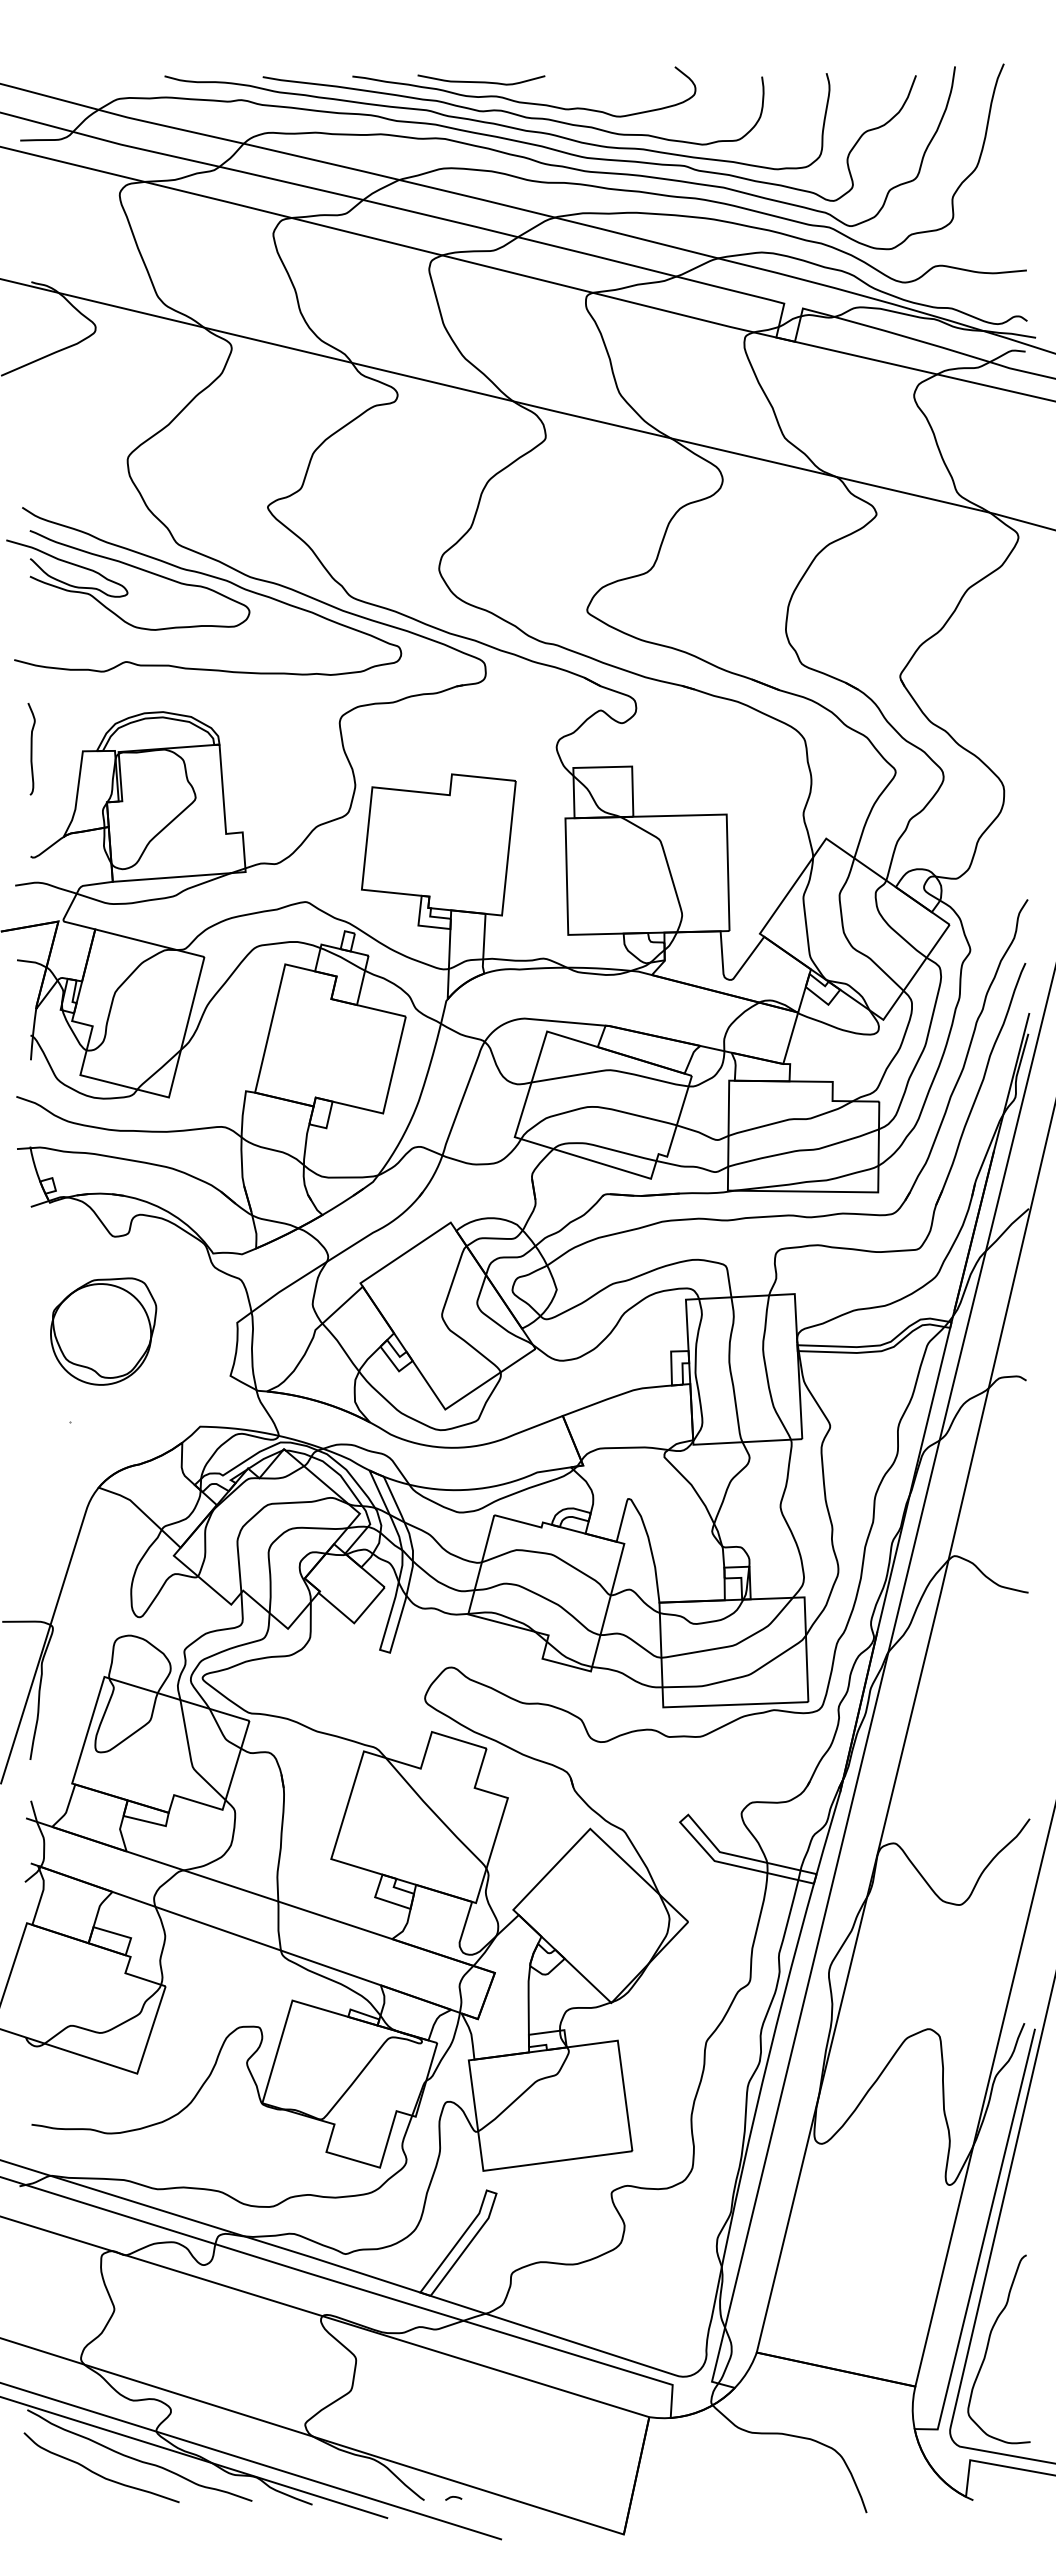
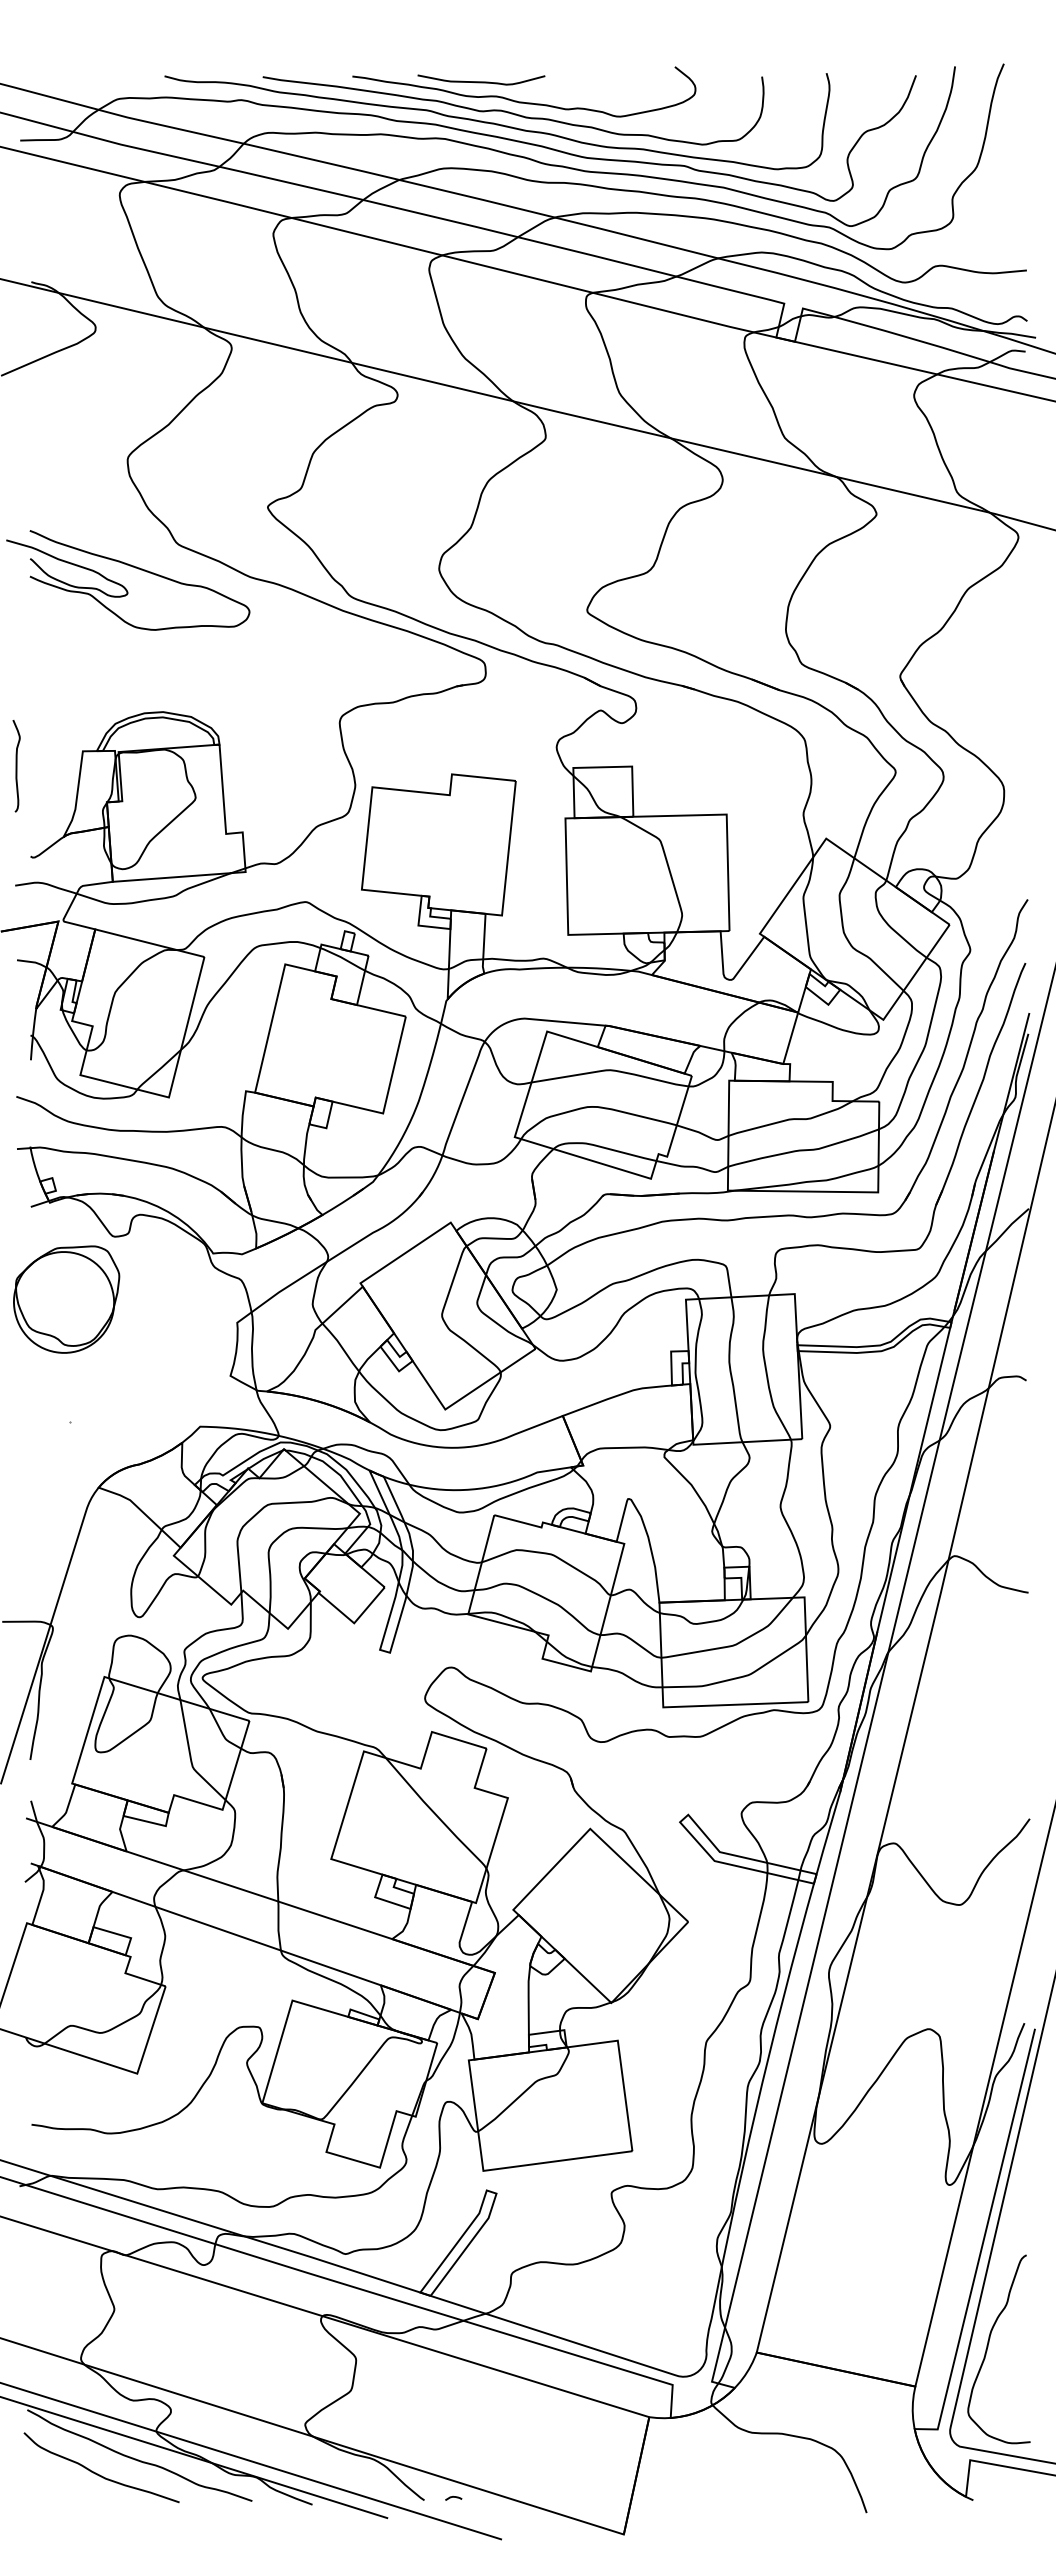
curve: present -> none (211, 577)
curve position: (31, 749) -> (16, 766) (16, 766)
part position: (103, 1331) -> (66, 1299) (66, 1299)
